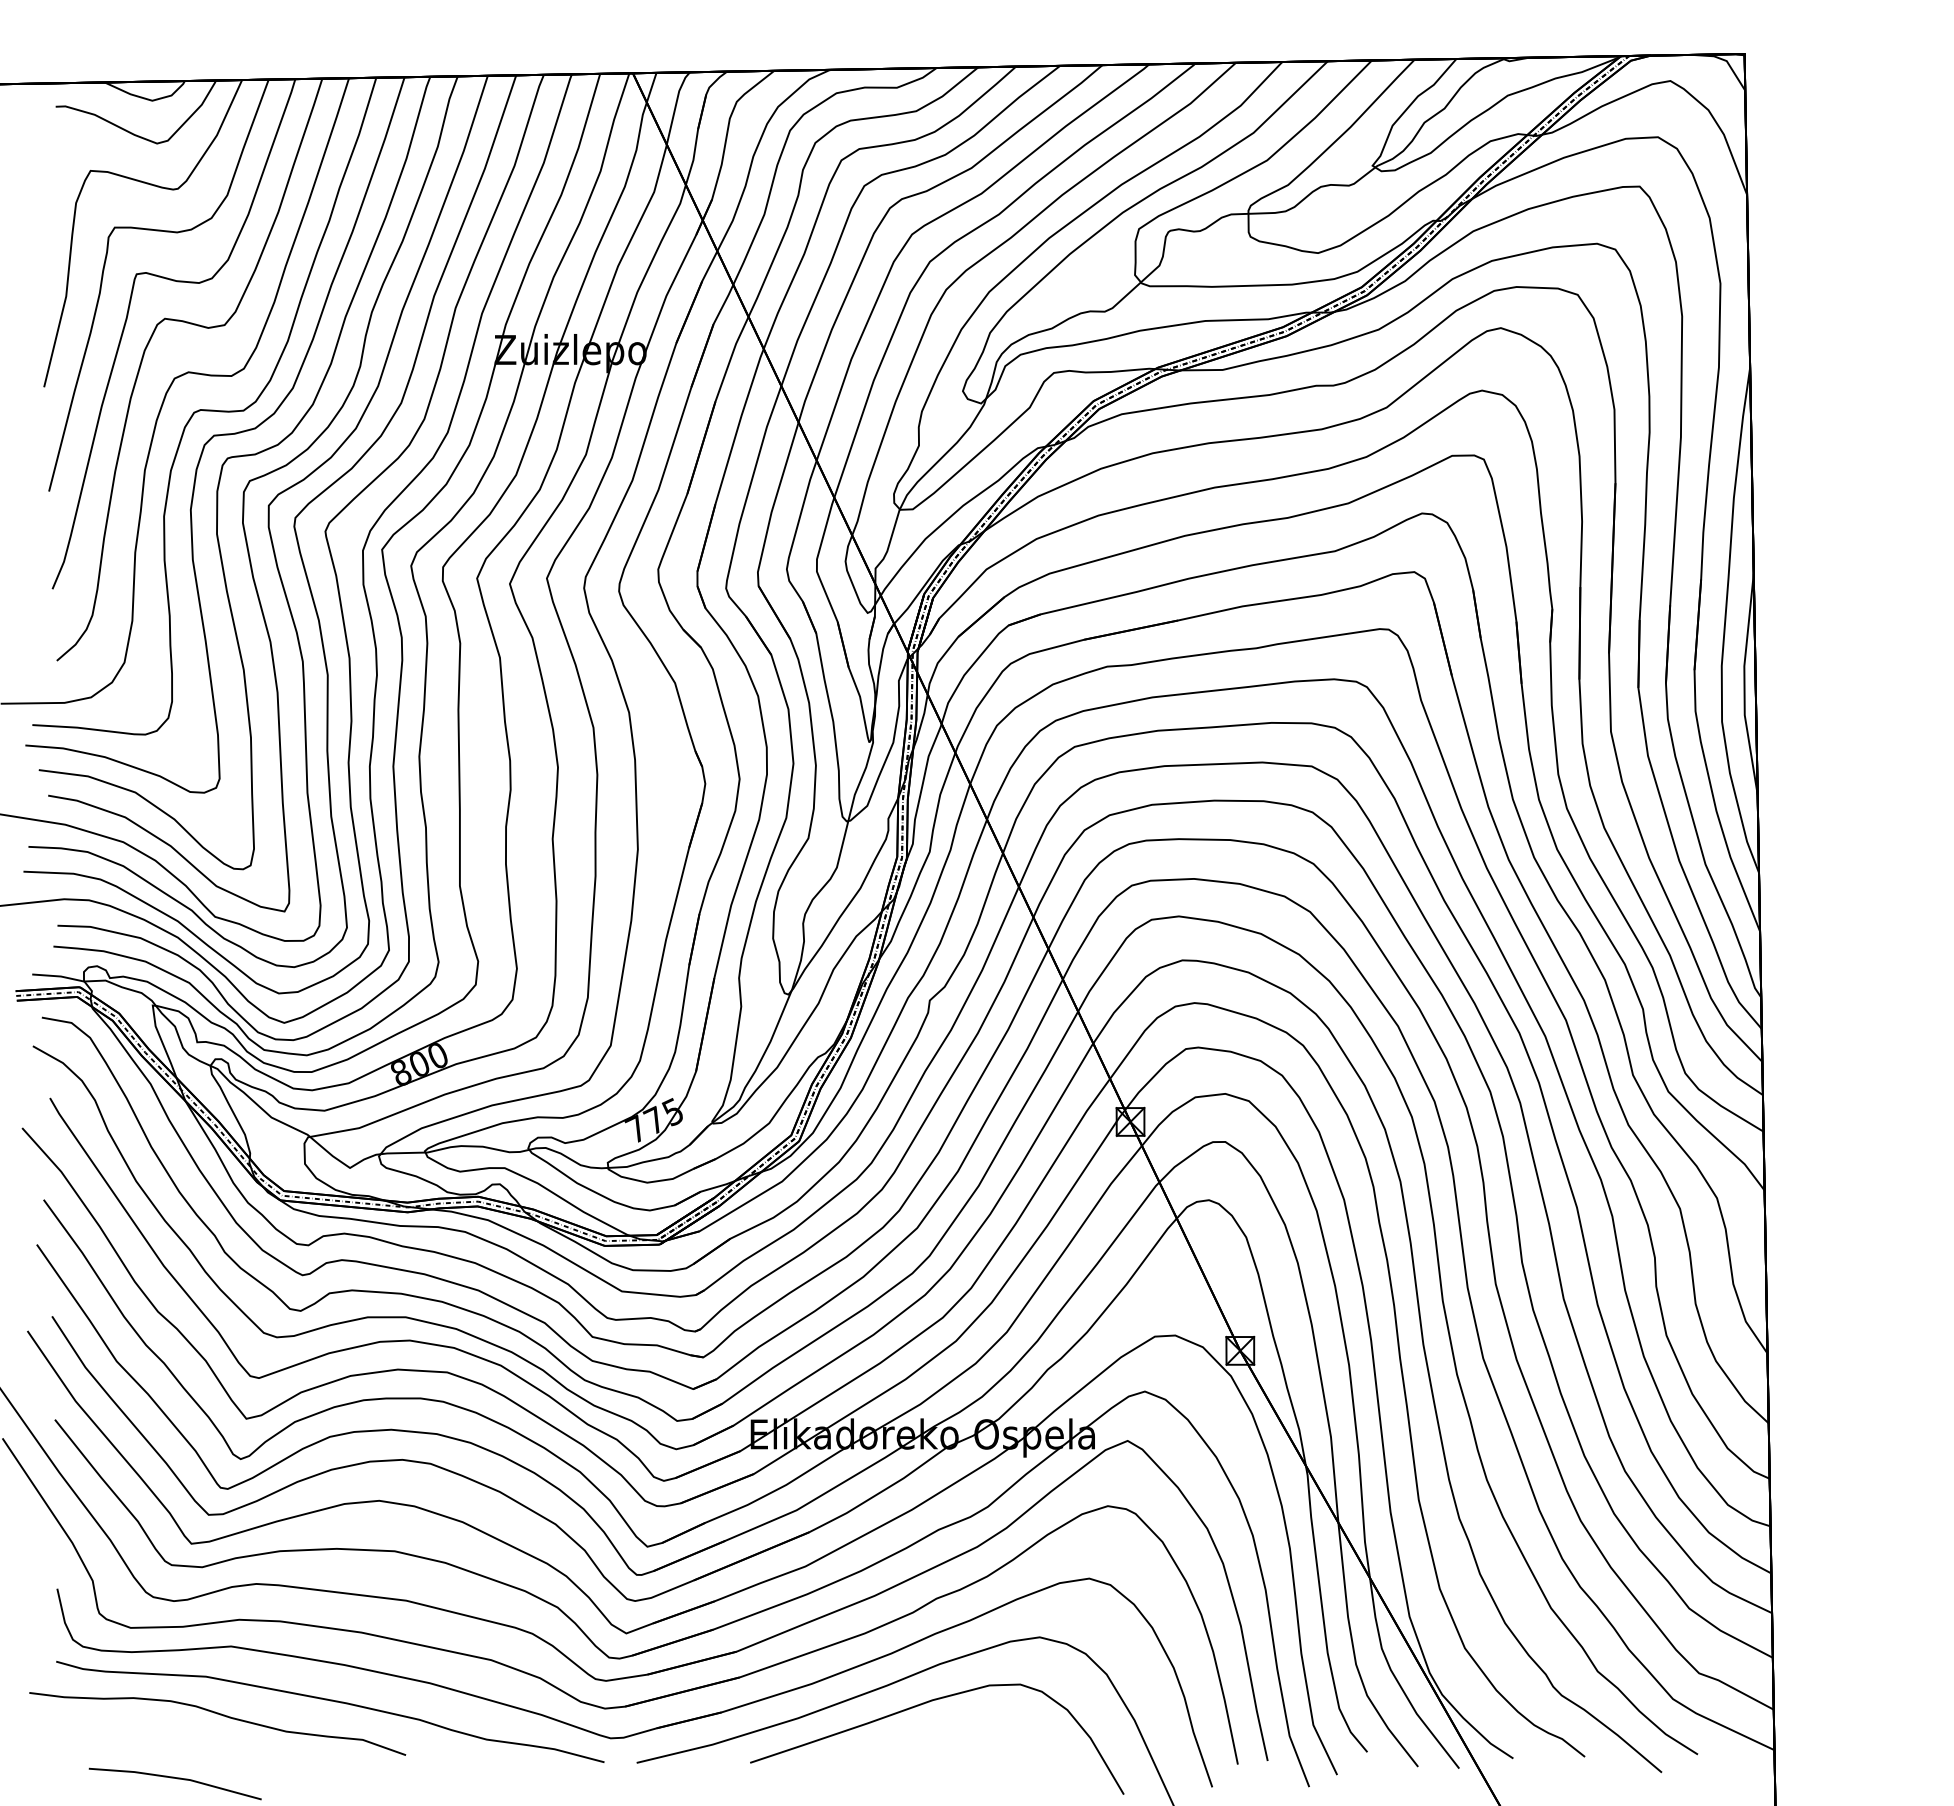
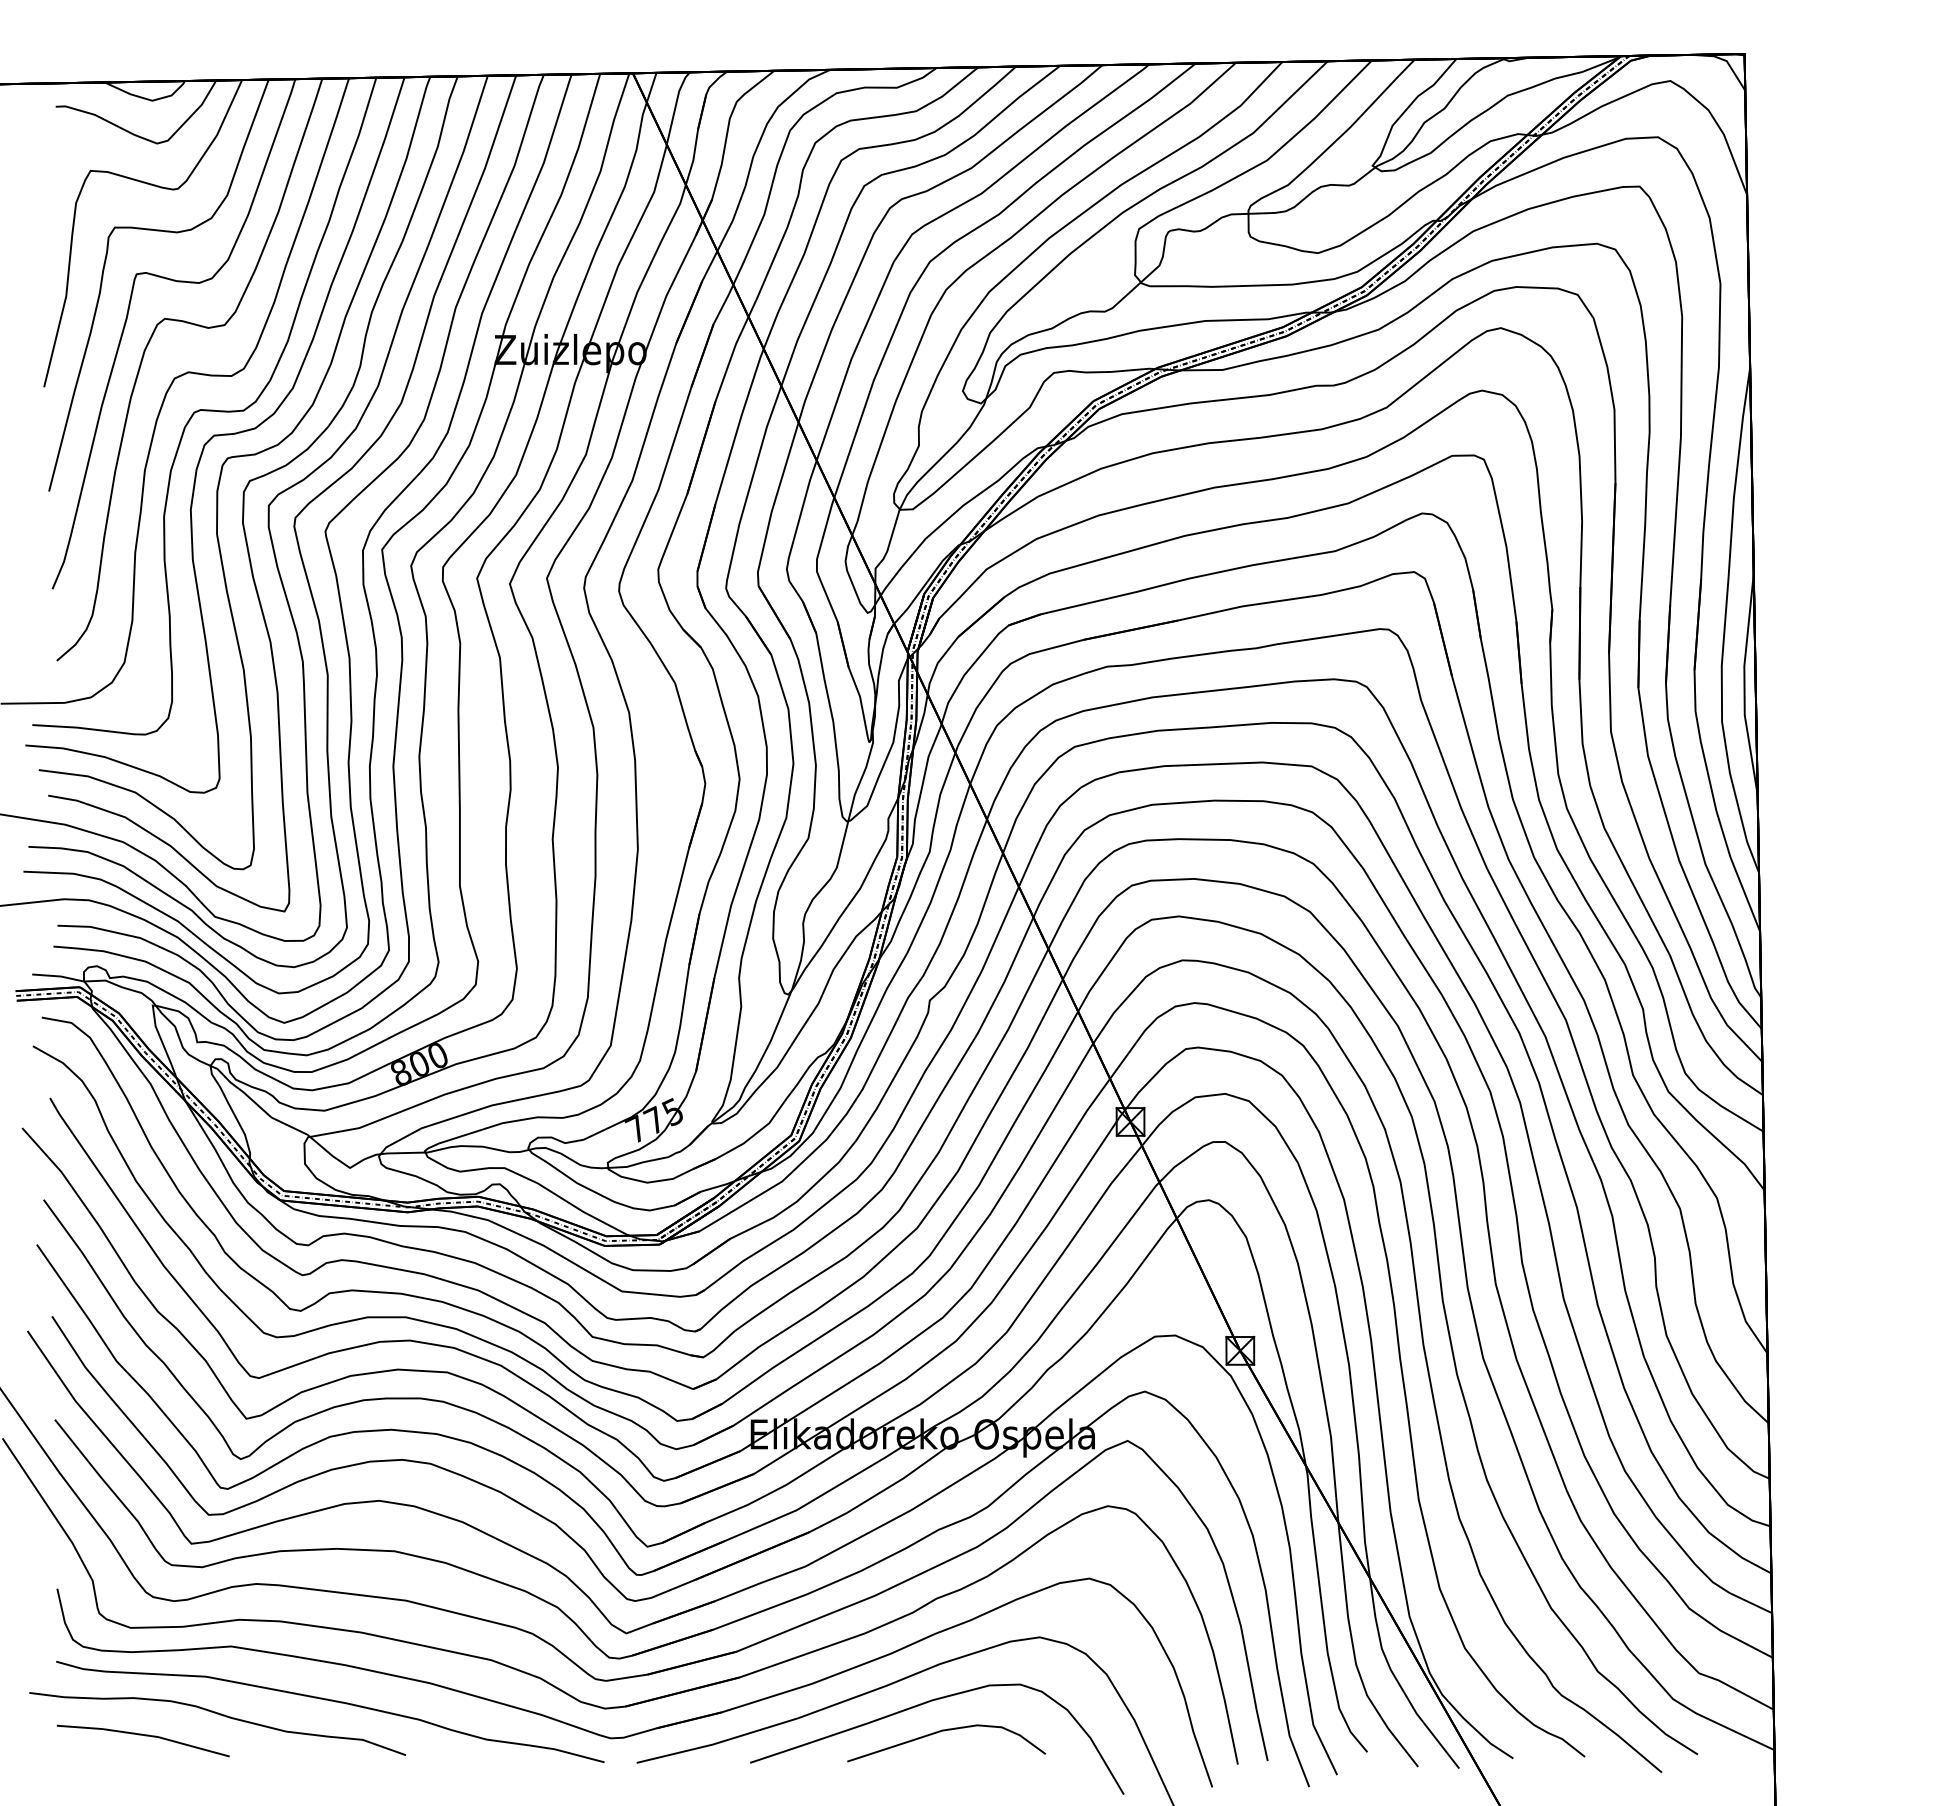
curve: none -> present (944, 1731)
line position: (174, 1778) -> (142, 1735) (142, 1735)
